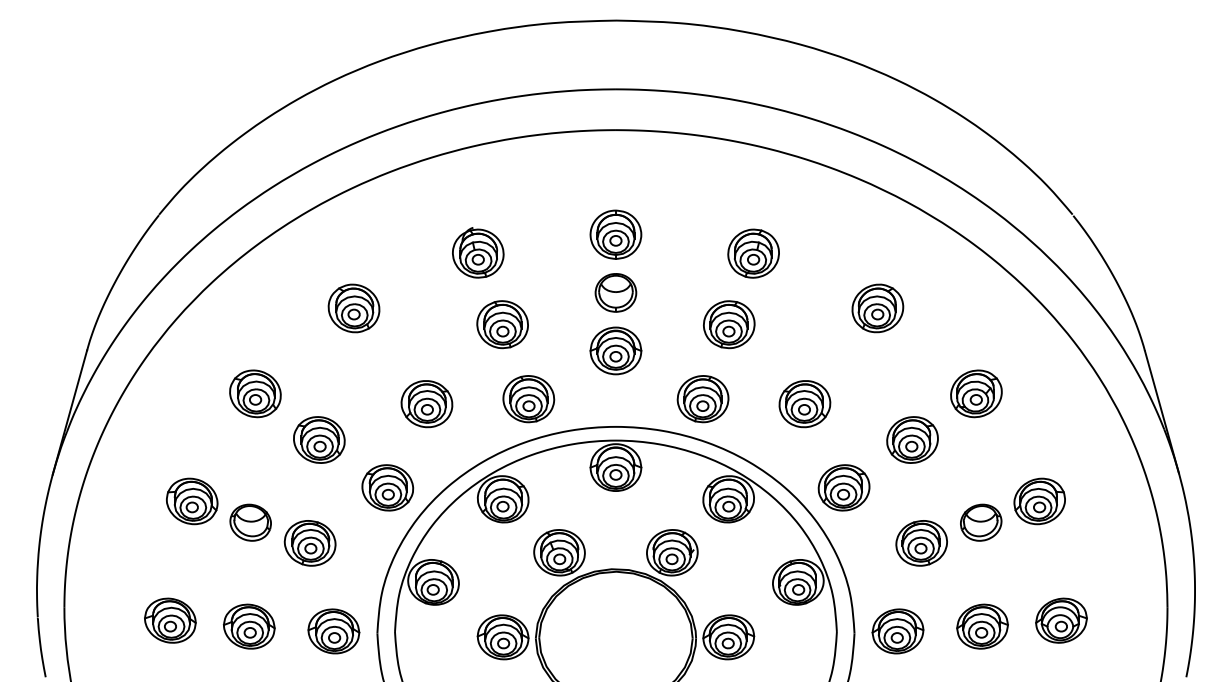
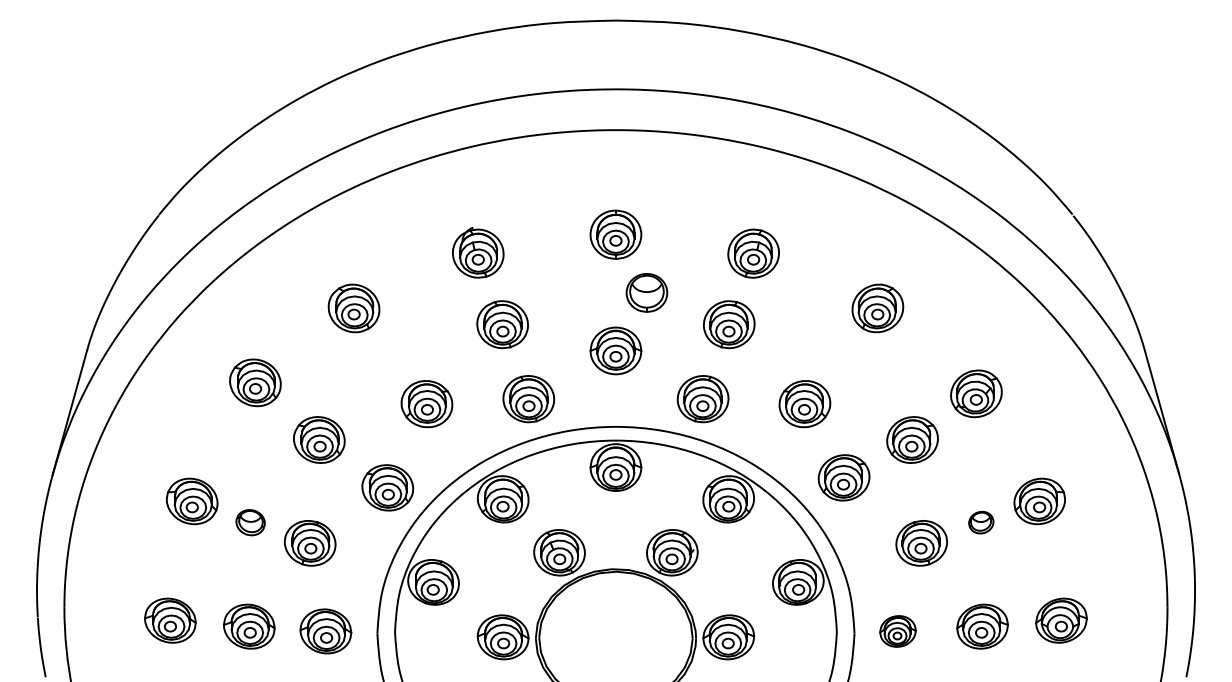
part position: (615, 292) -> (646, 292) (646, 292)
part position: (255, 393) -> (255, 382) (255, 382)
part position: (843, 487) -> (843, 477) (843, 477)
part size: 43x39 px -> 31x28 px (250, 522)
part size: 43x39 px -> 27x25 px (981, 522)
part position: (333, 631) -> (325, 631) (325, 631)
part size: 54x47 px -> 38x33 px (897, 631)
